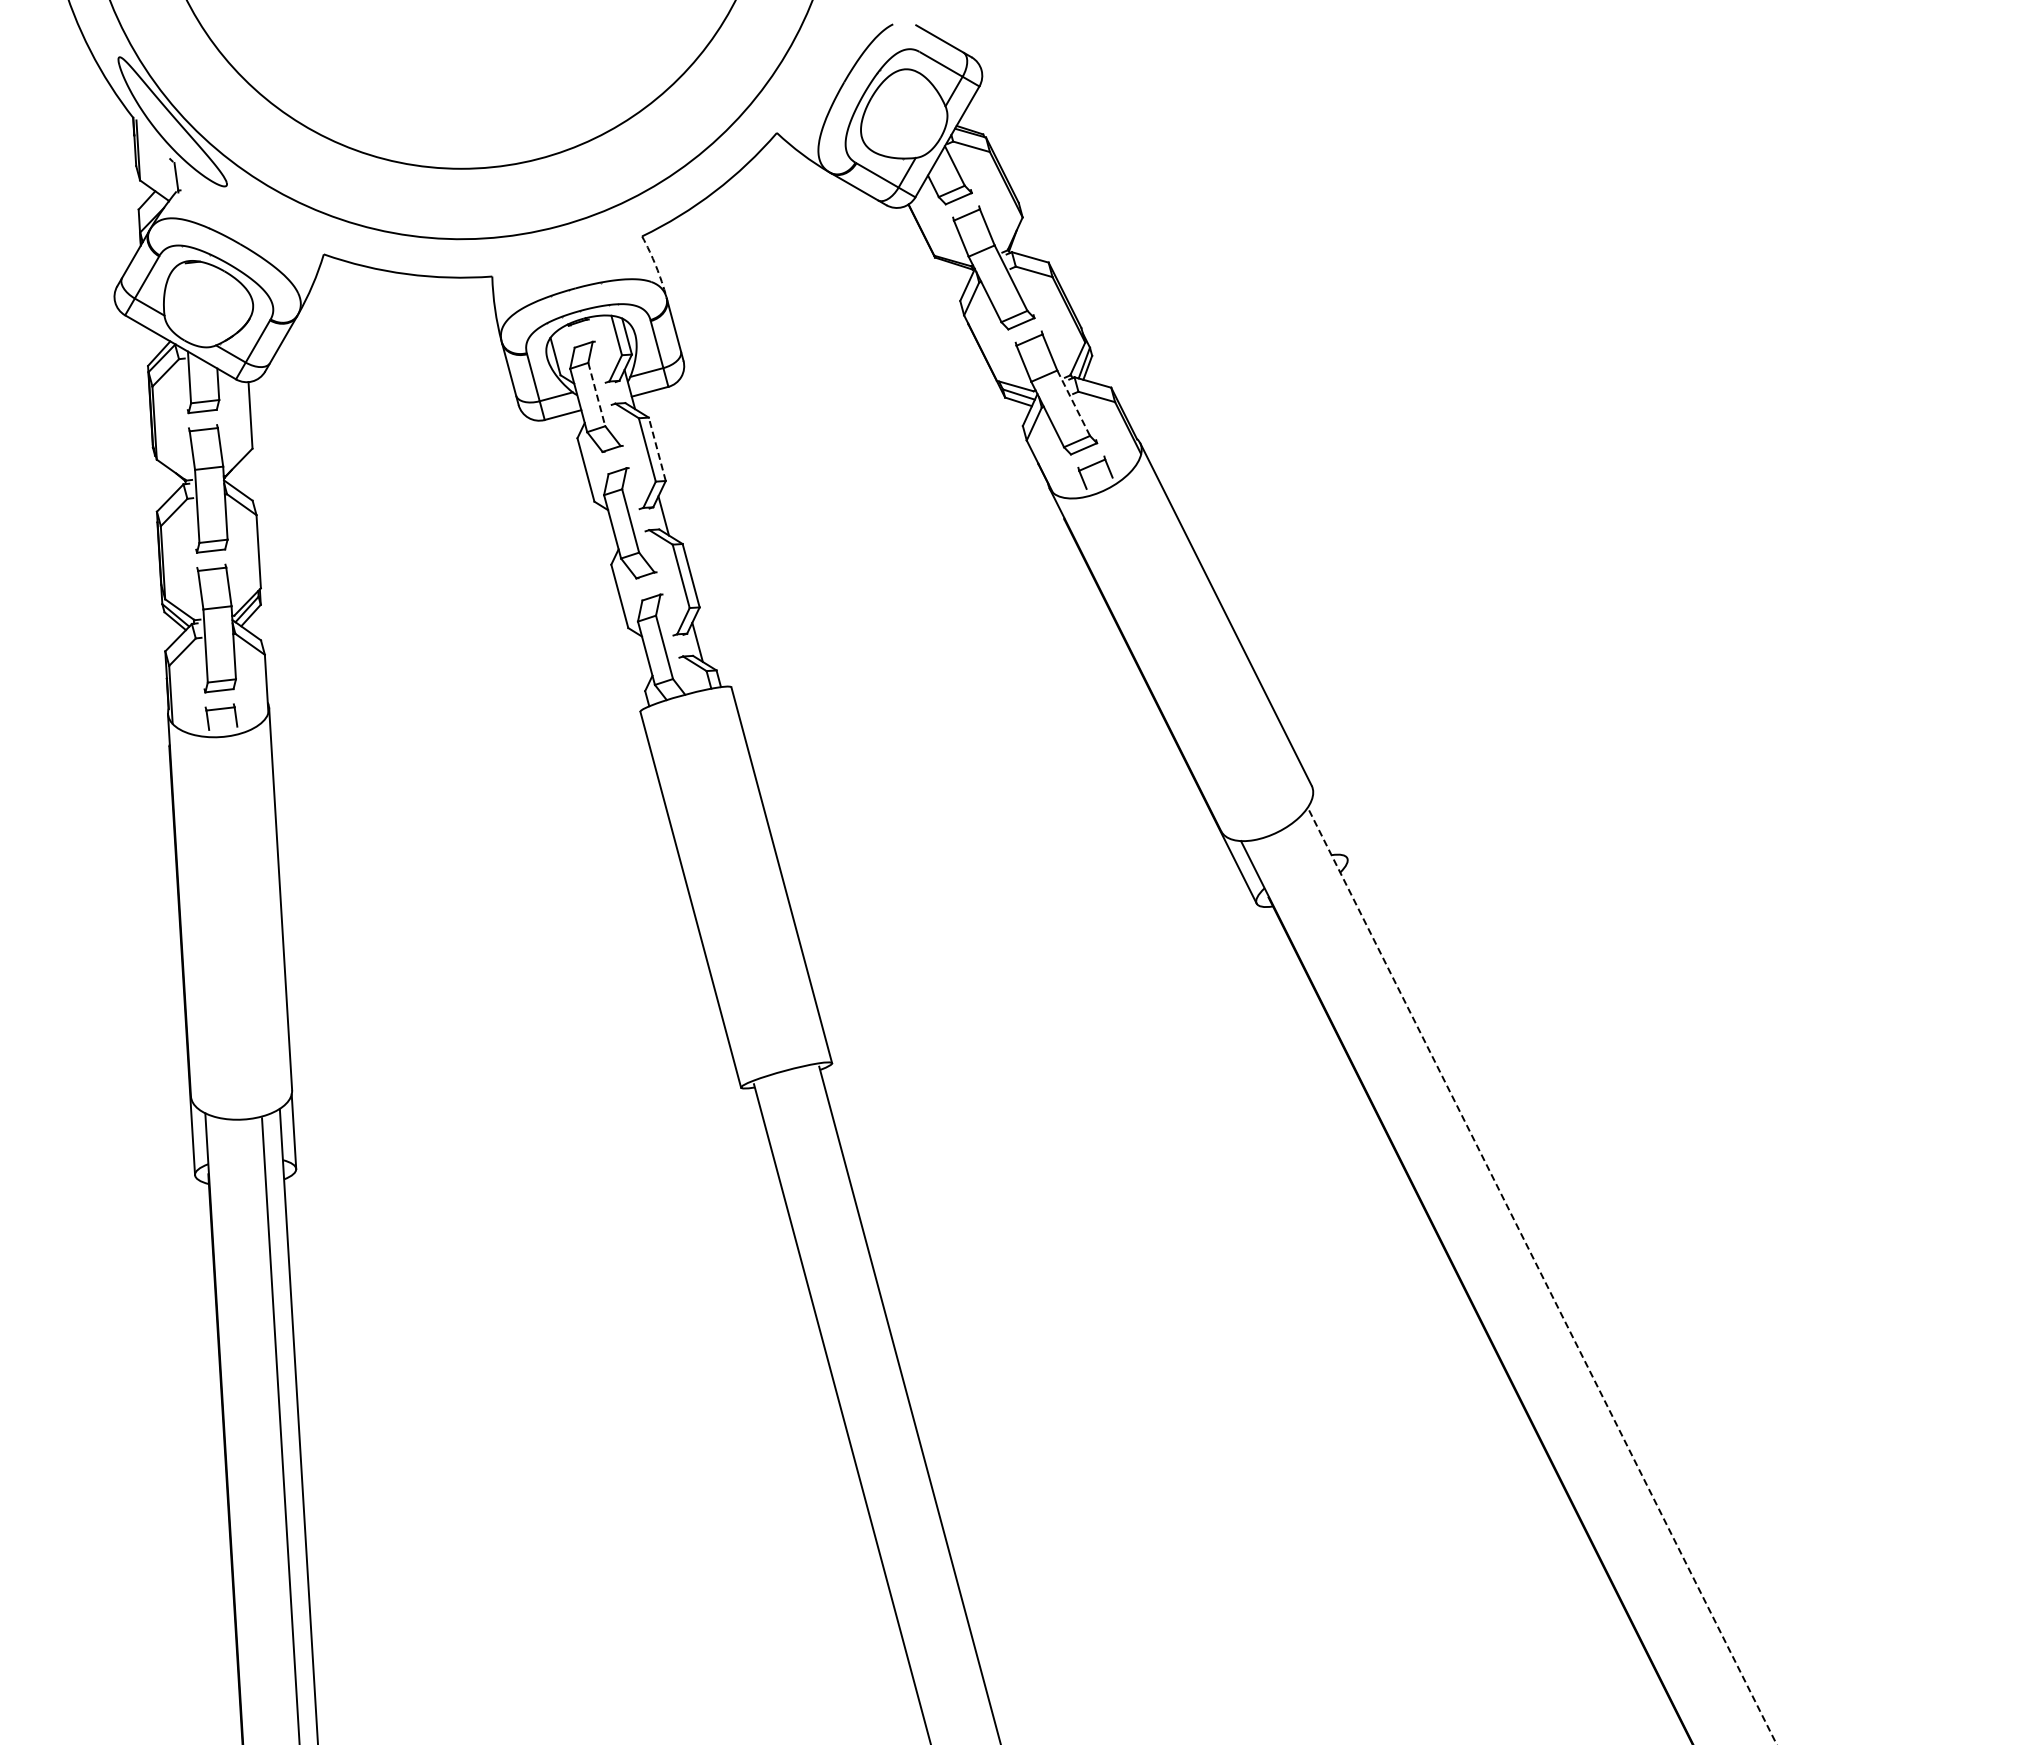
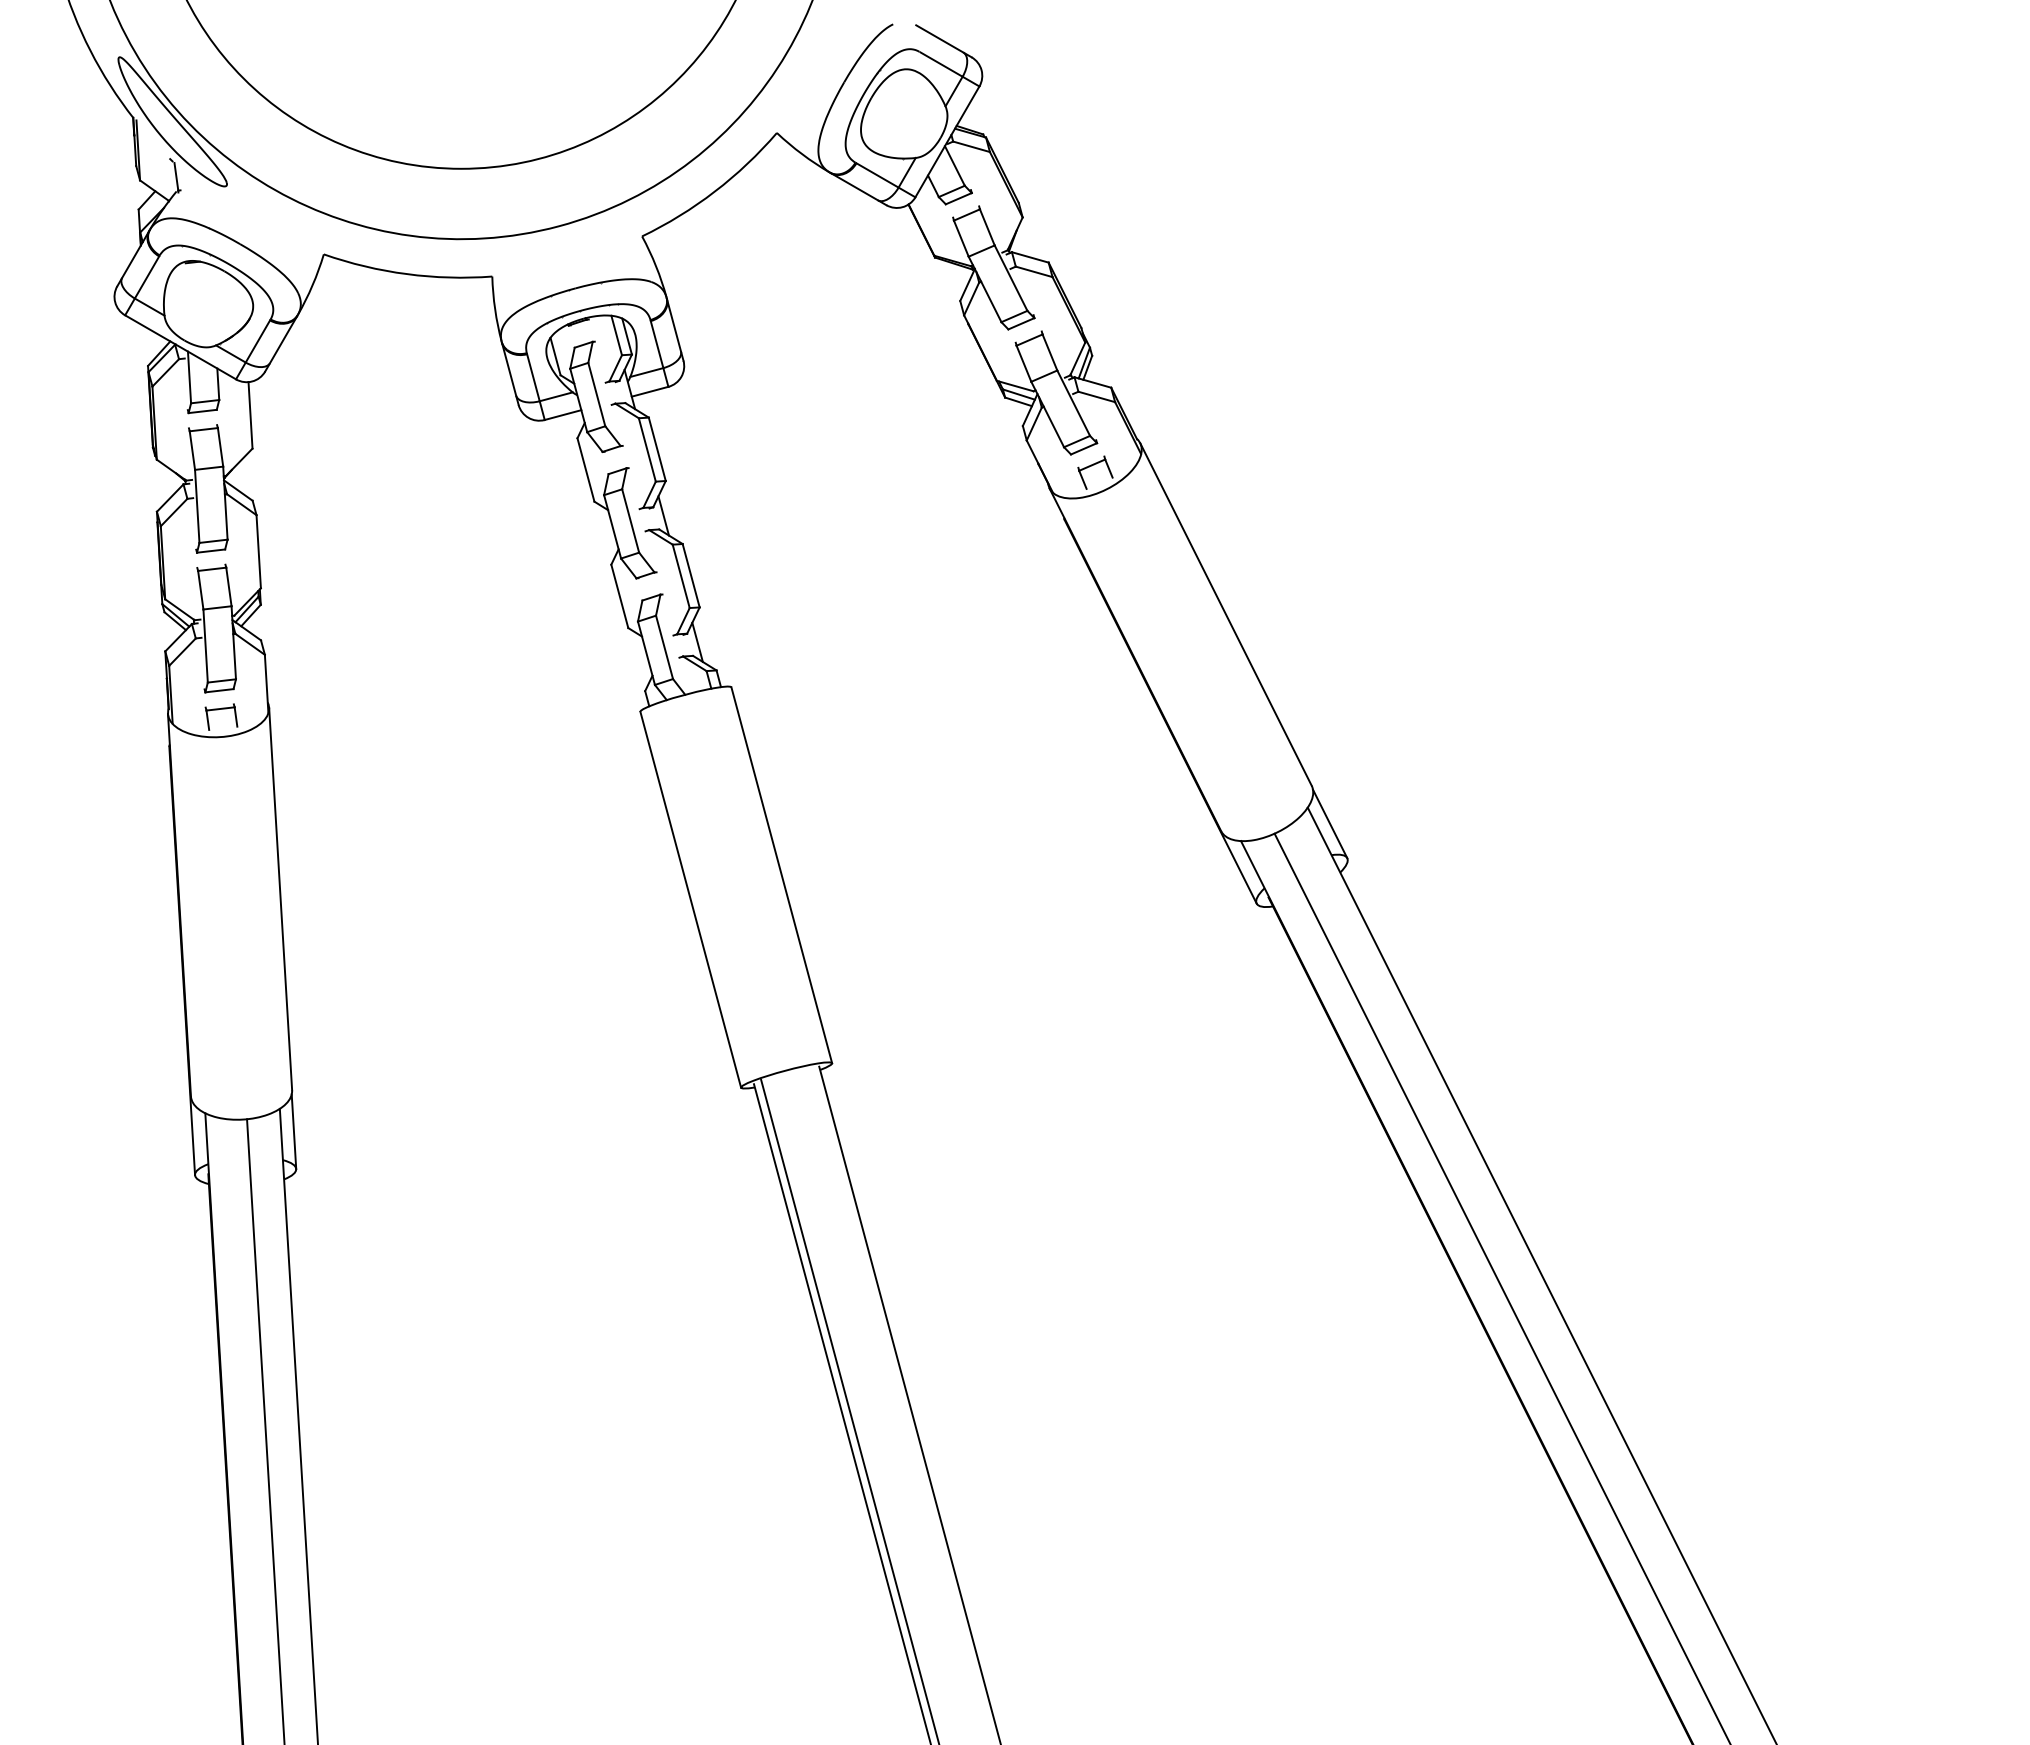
arc: dashed -> solid (656, 266)
line: dashed -> solid (596, 394)
line: dashed -> solid (1073, 403)
line: dashed -> solid (657, 449)
line: none -> present (1330, 823)
line: dashed -> solid (1542, 1276)
line: none -> present (1501, 1287)
line: none -> present (849, 1410)
line position: (280, 1429) -> (265, 1430) (265, 1430)
